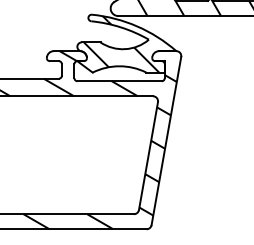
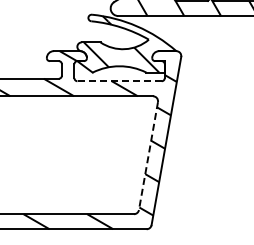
line: solid -> dashed (119, 81)
line: solid -> dashed (148, 156)
